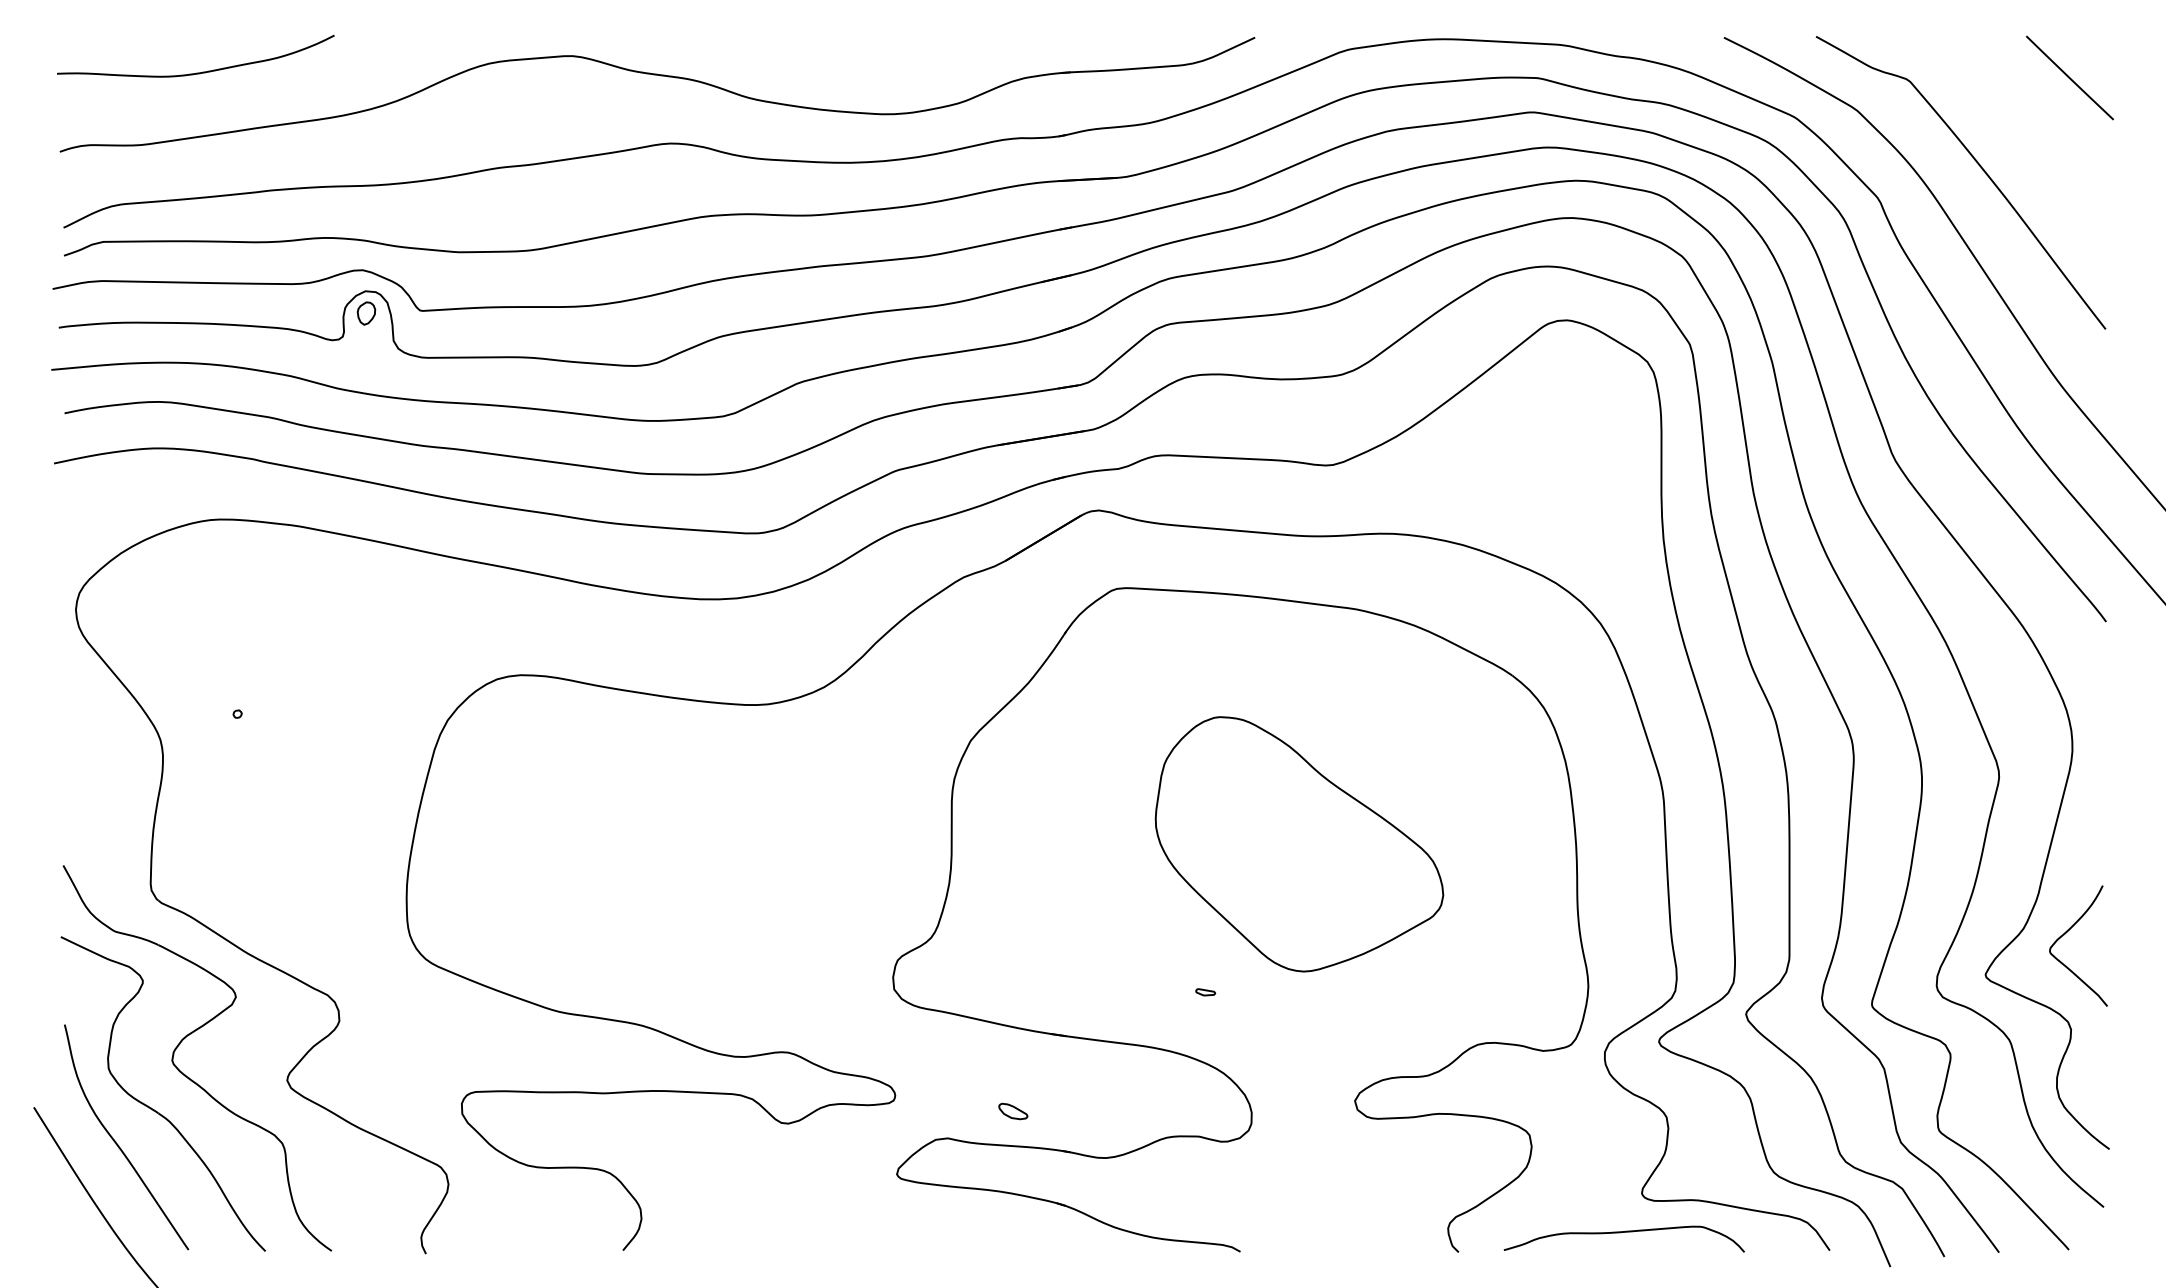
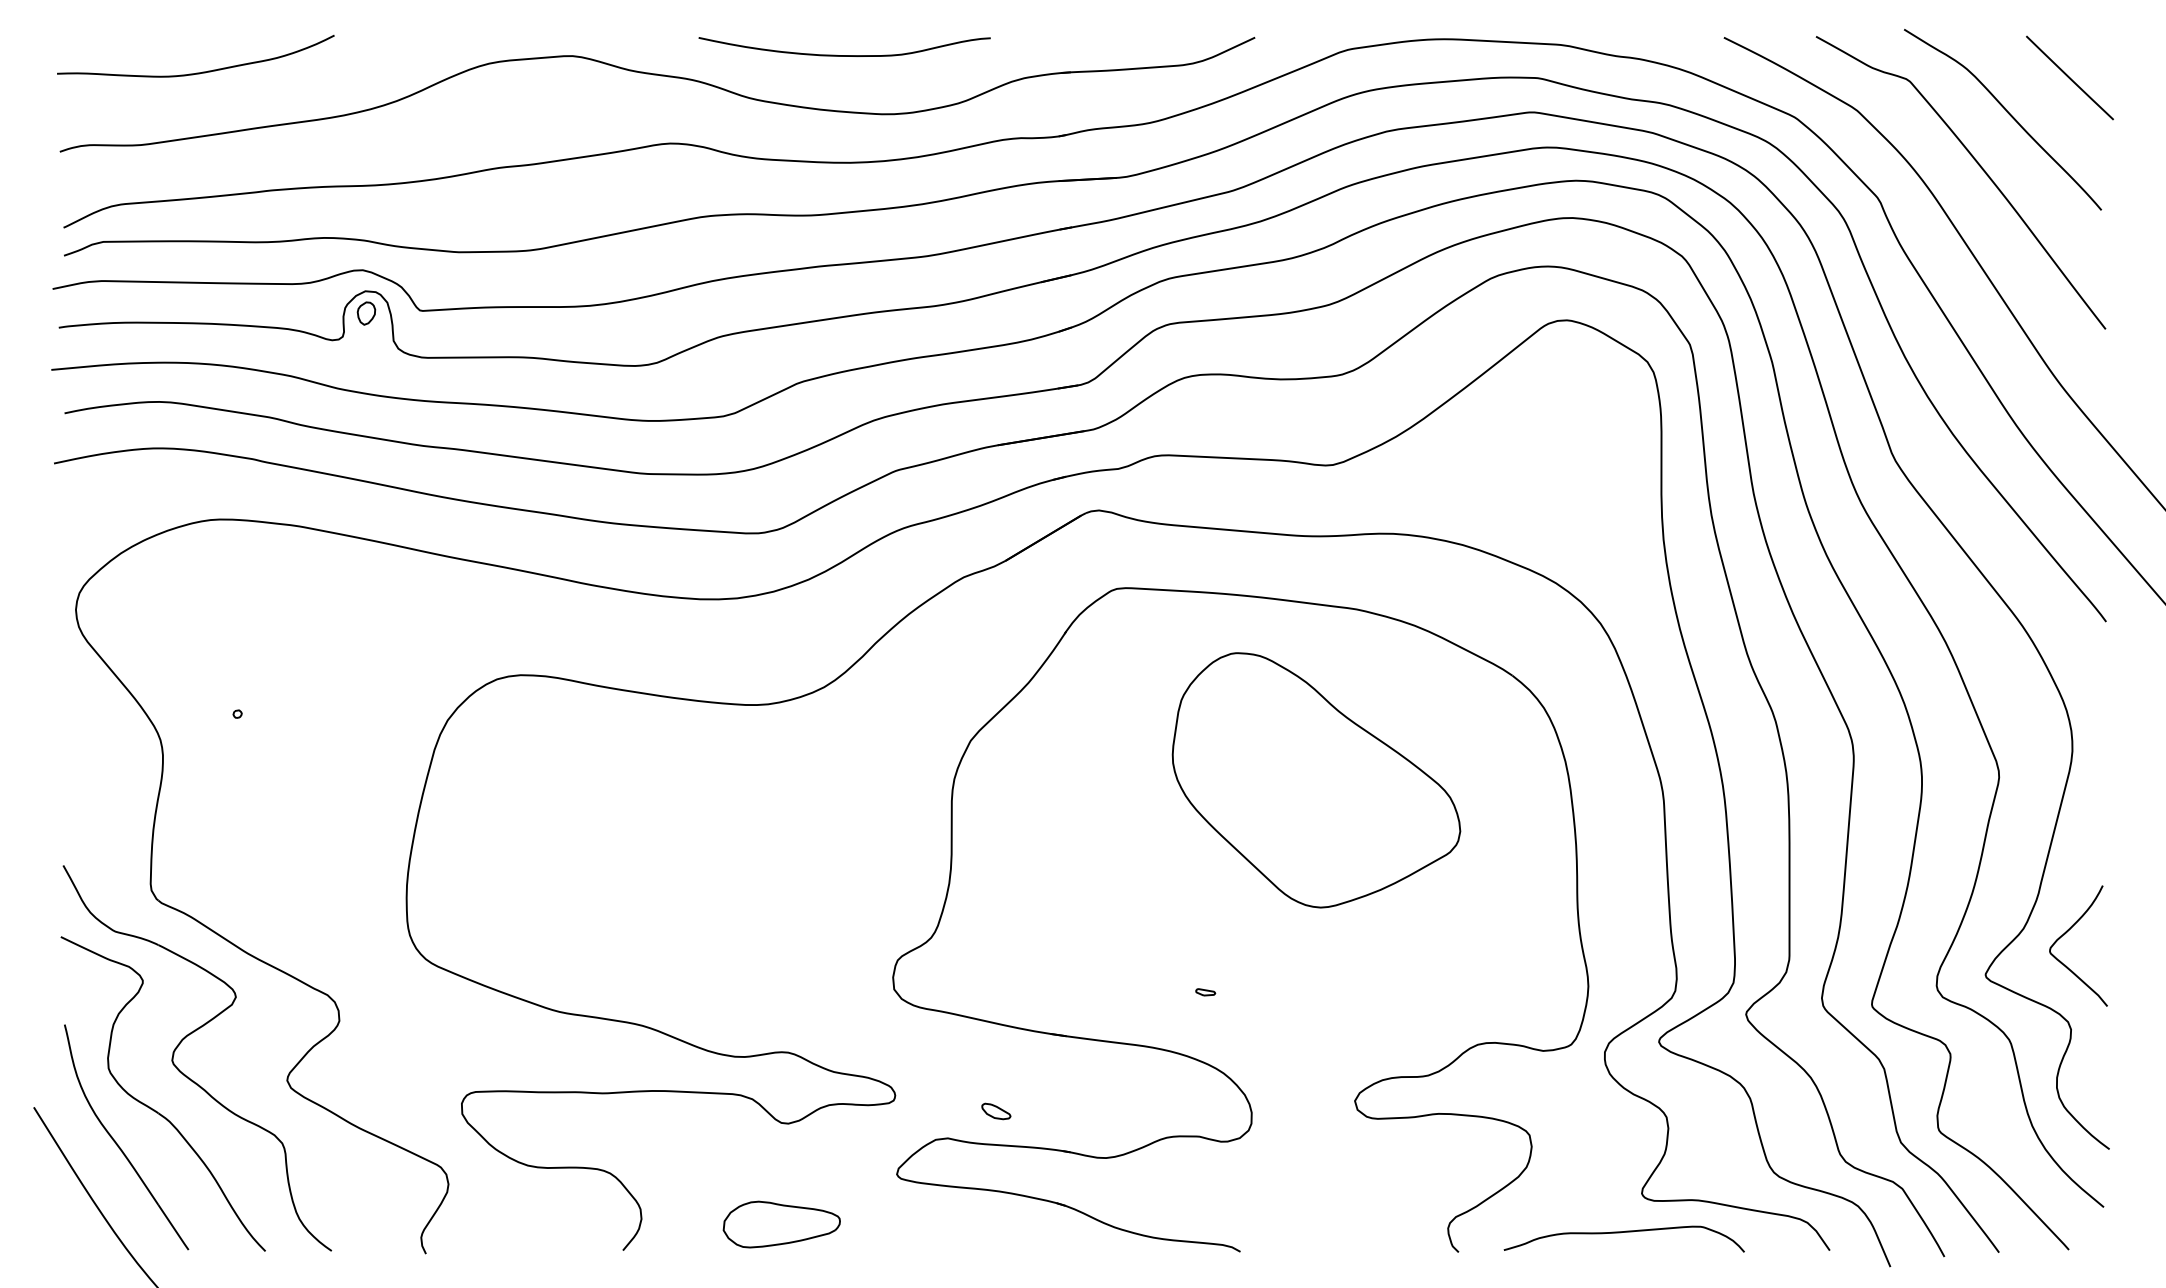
curve: none -> present (844, 55)
curve: none -> present (2007, 113)
part position: (1299, 844) -> (1316, 780) (1316, 780)
part position: (1013, 1111) -> (996, 1111) (996, 1111)
part: none -> present (781, 1224)
